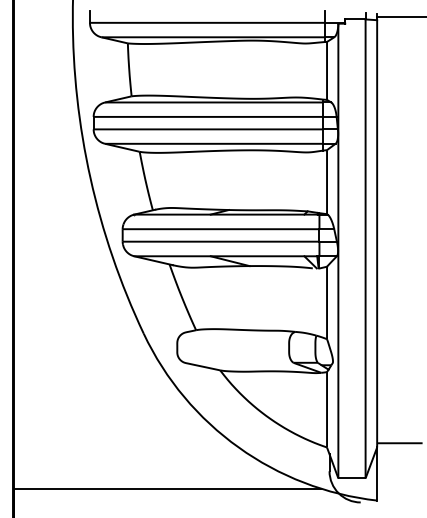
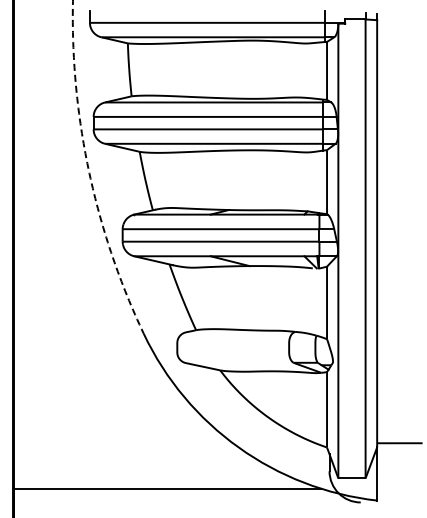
line: present -> none (400, 17)
arc: solid -> dashed (88, 170)
